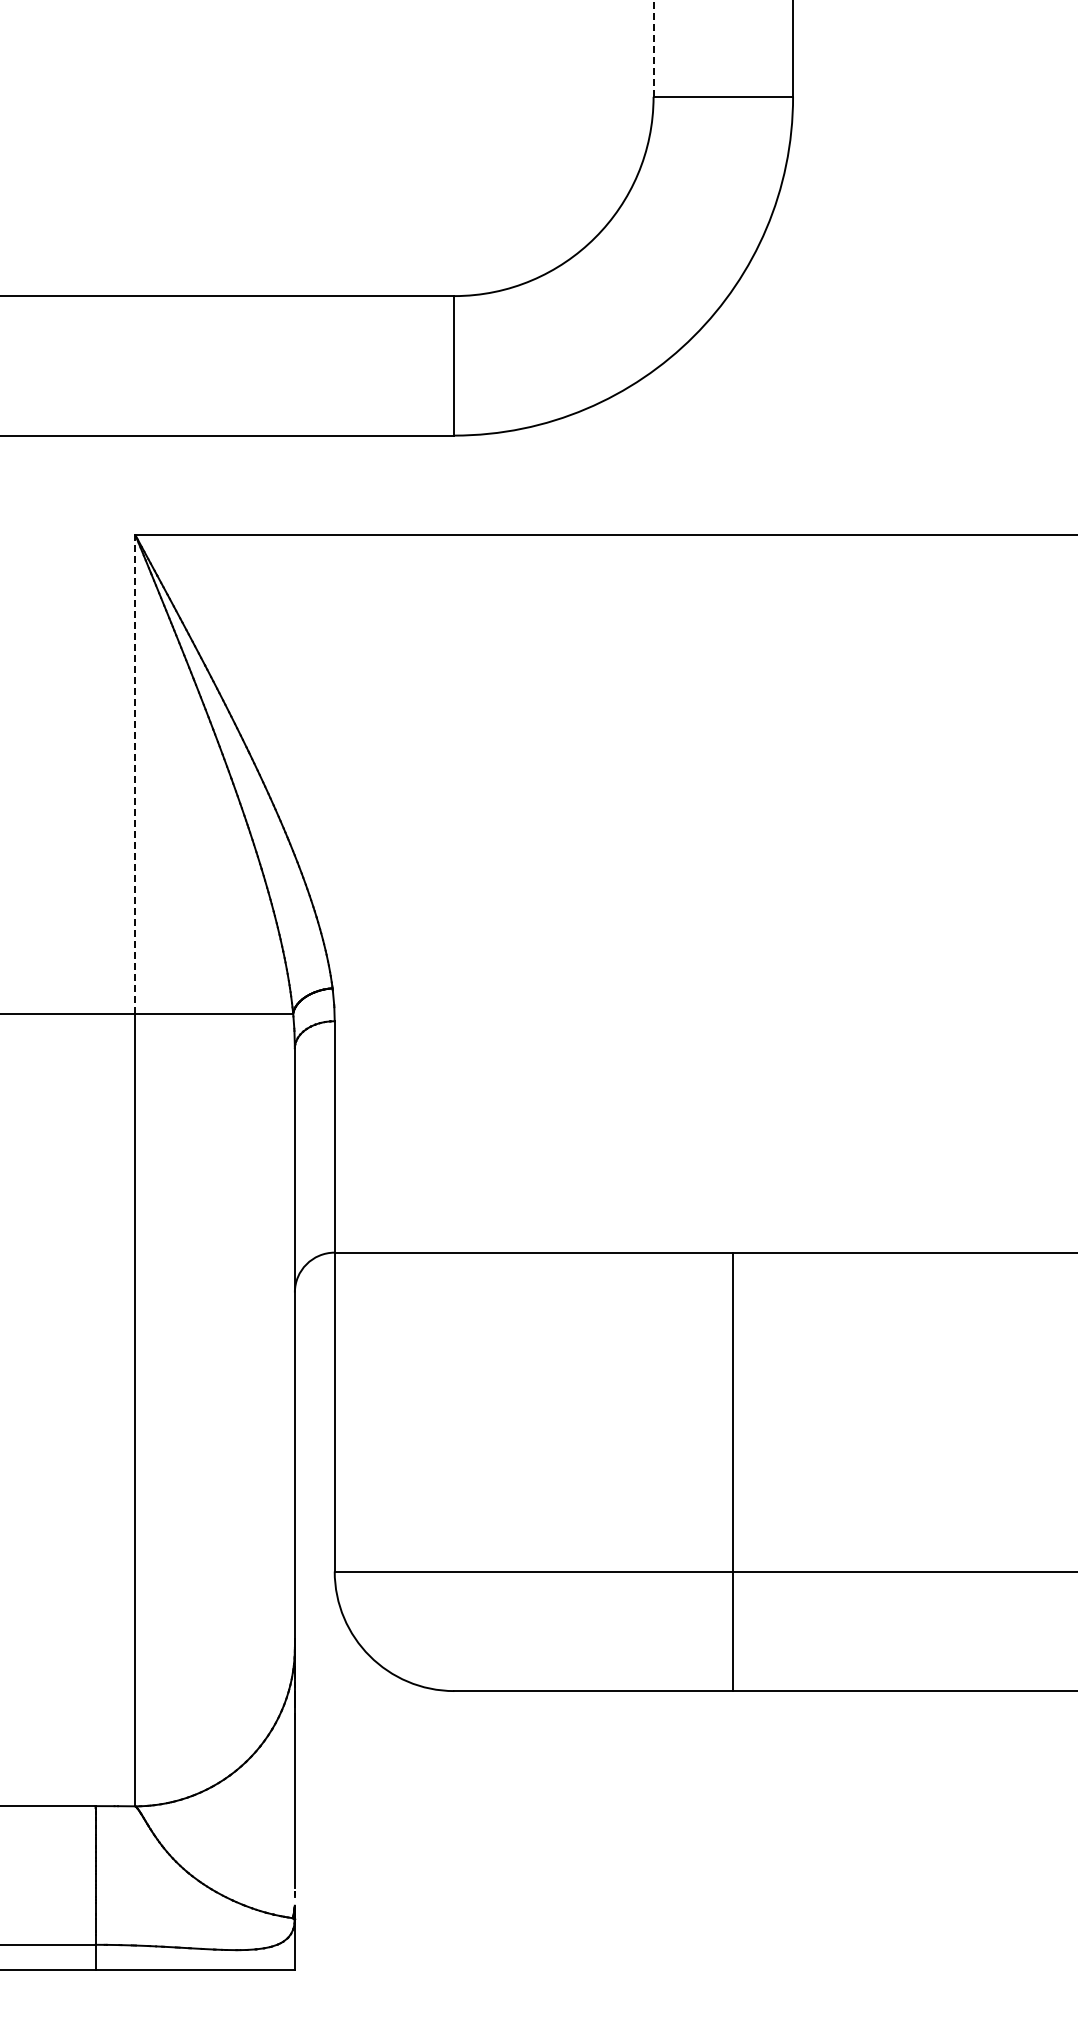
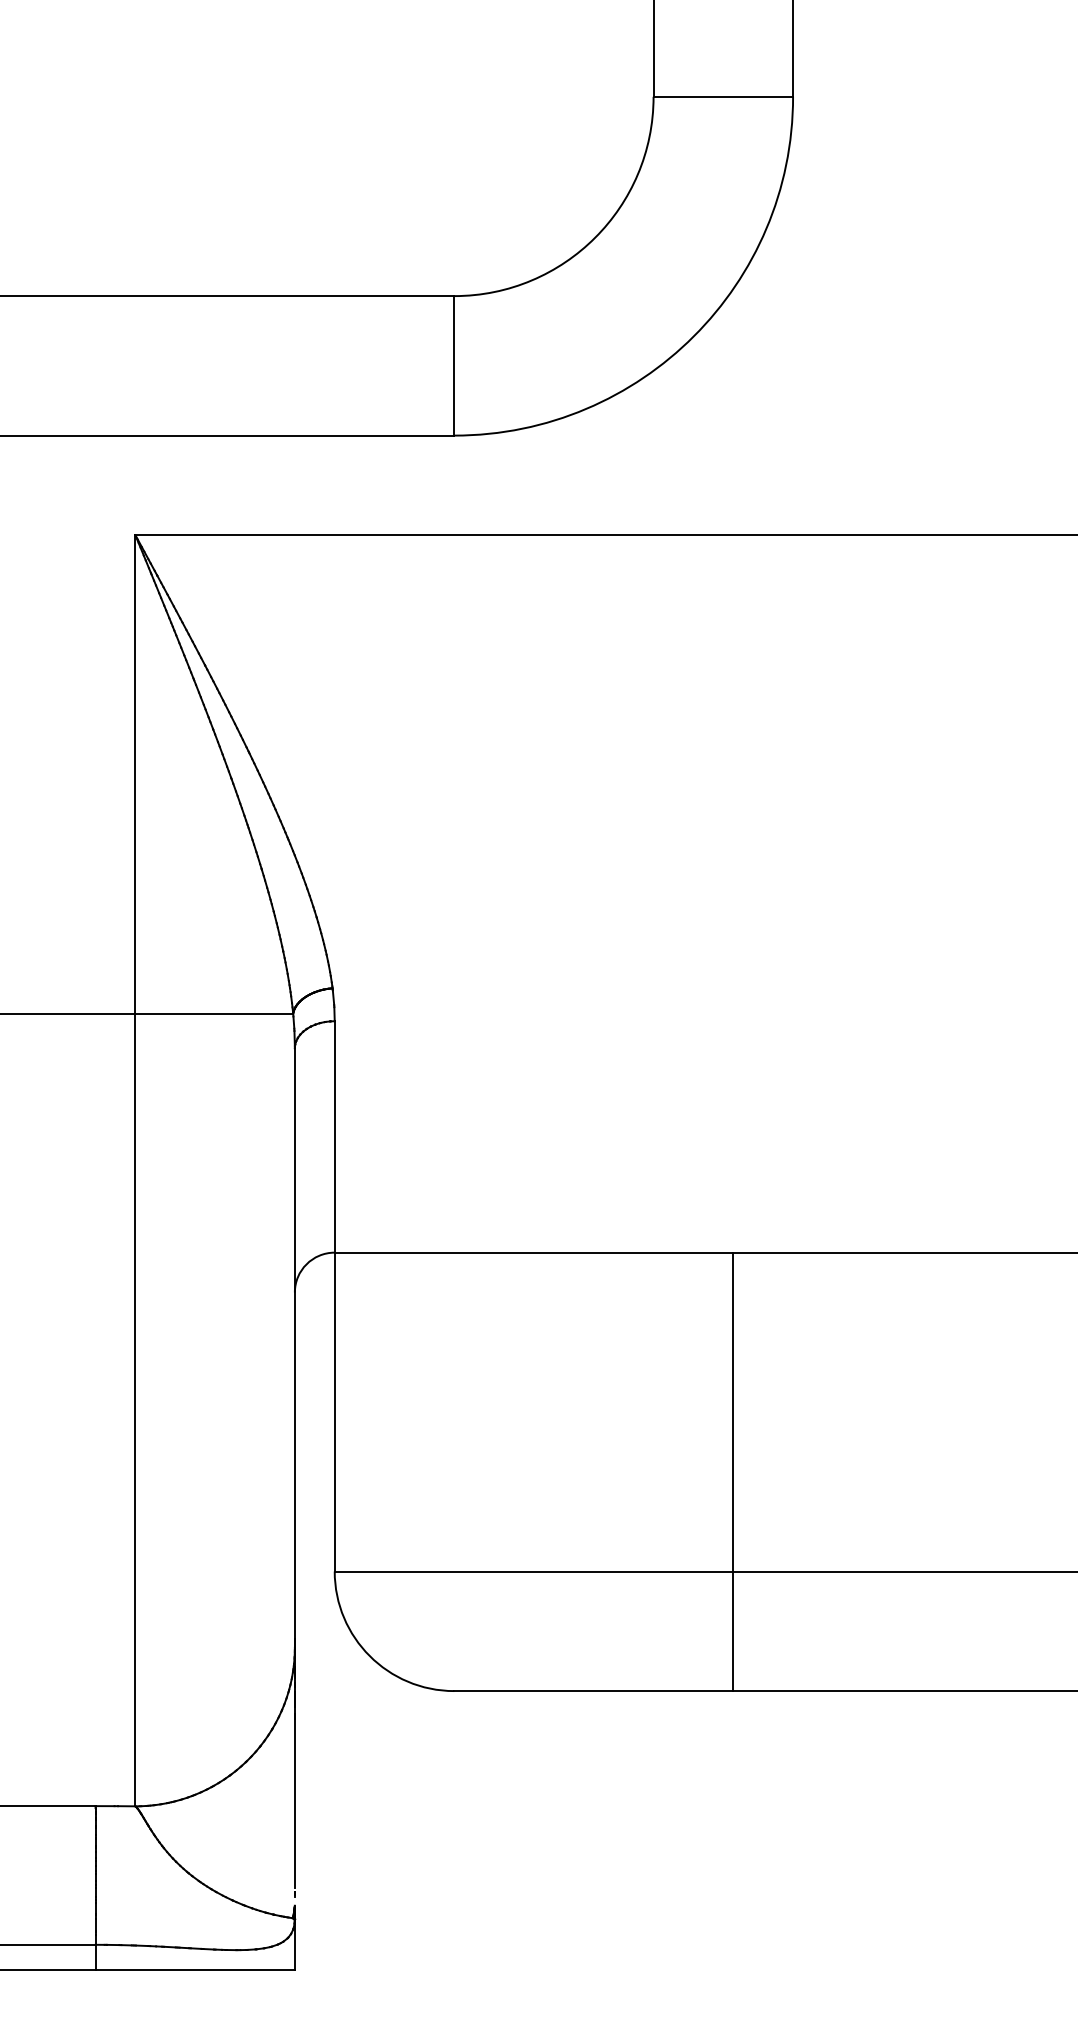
line: dashed -> solid (653, 48)
line: dashed -> solid (135, 773)
